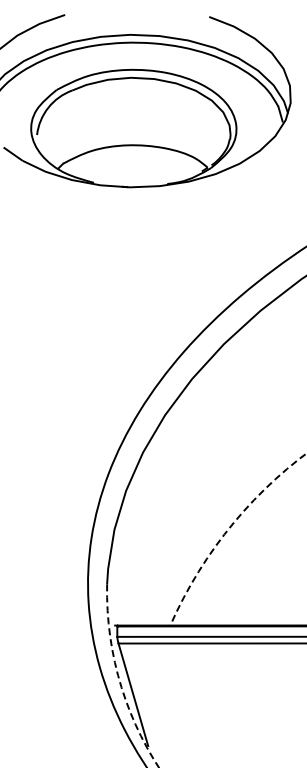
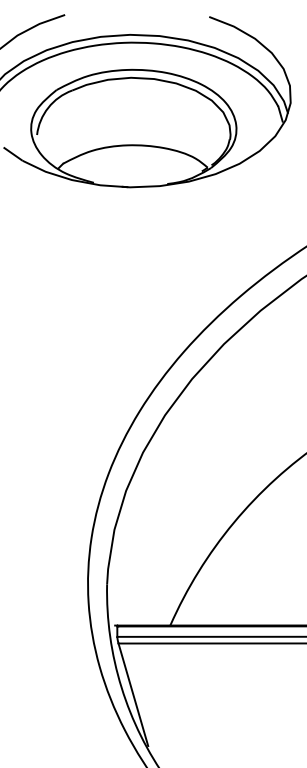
arc: dashed -> solid (227, 530)
arc: dashed -> solid (119, 680)
